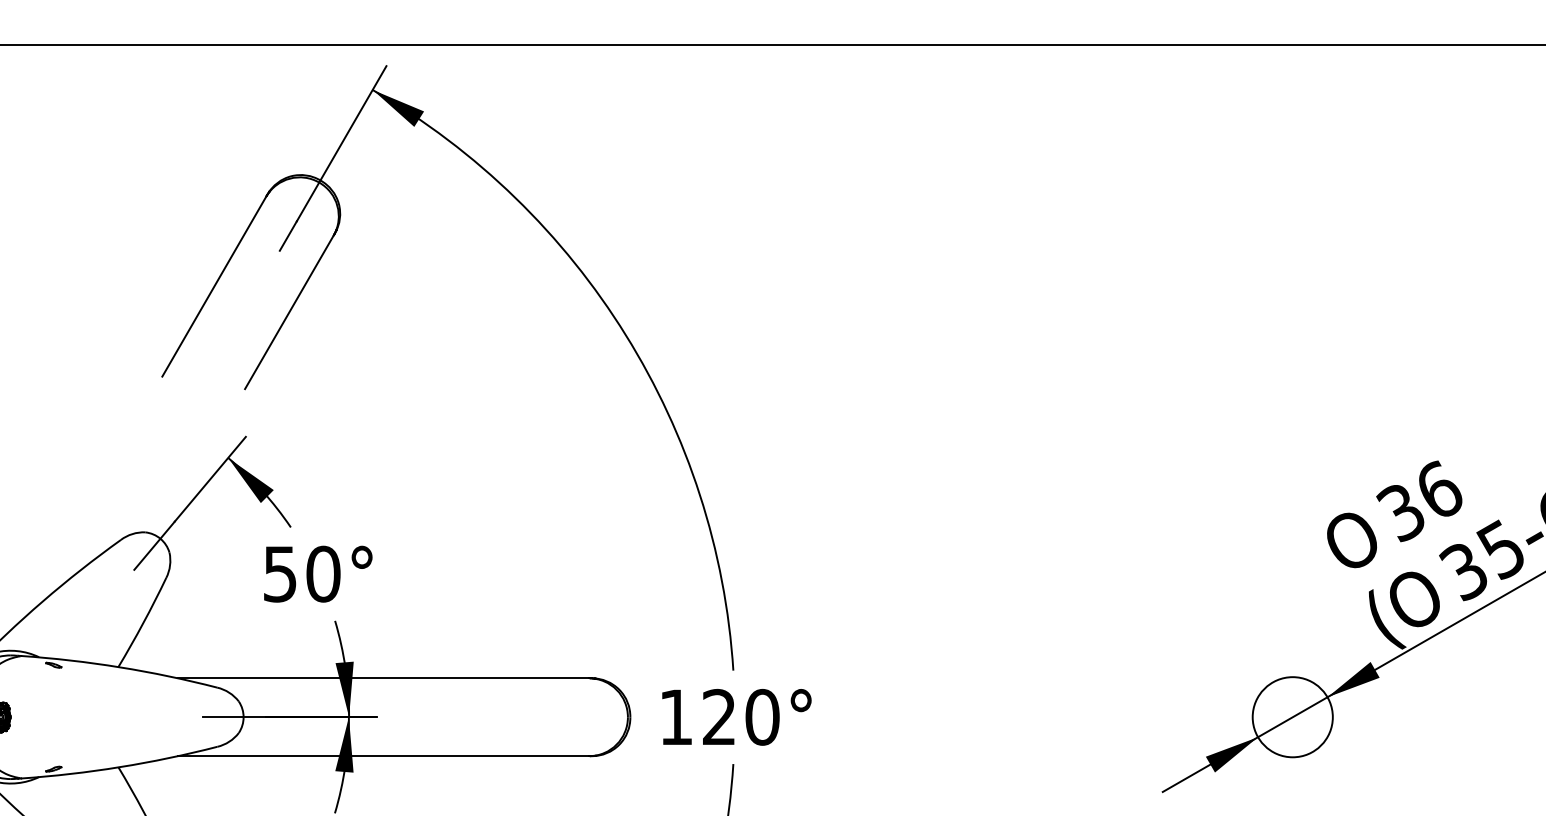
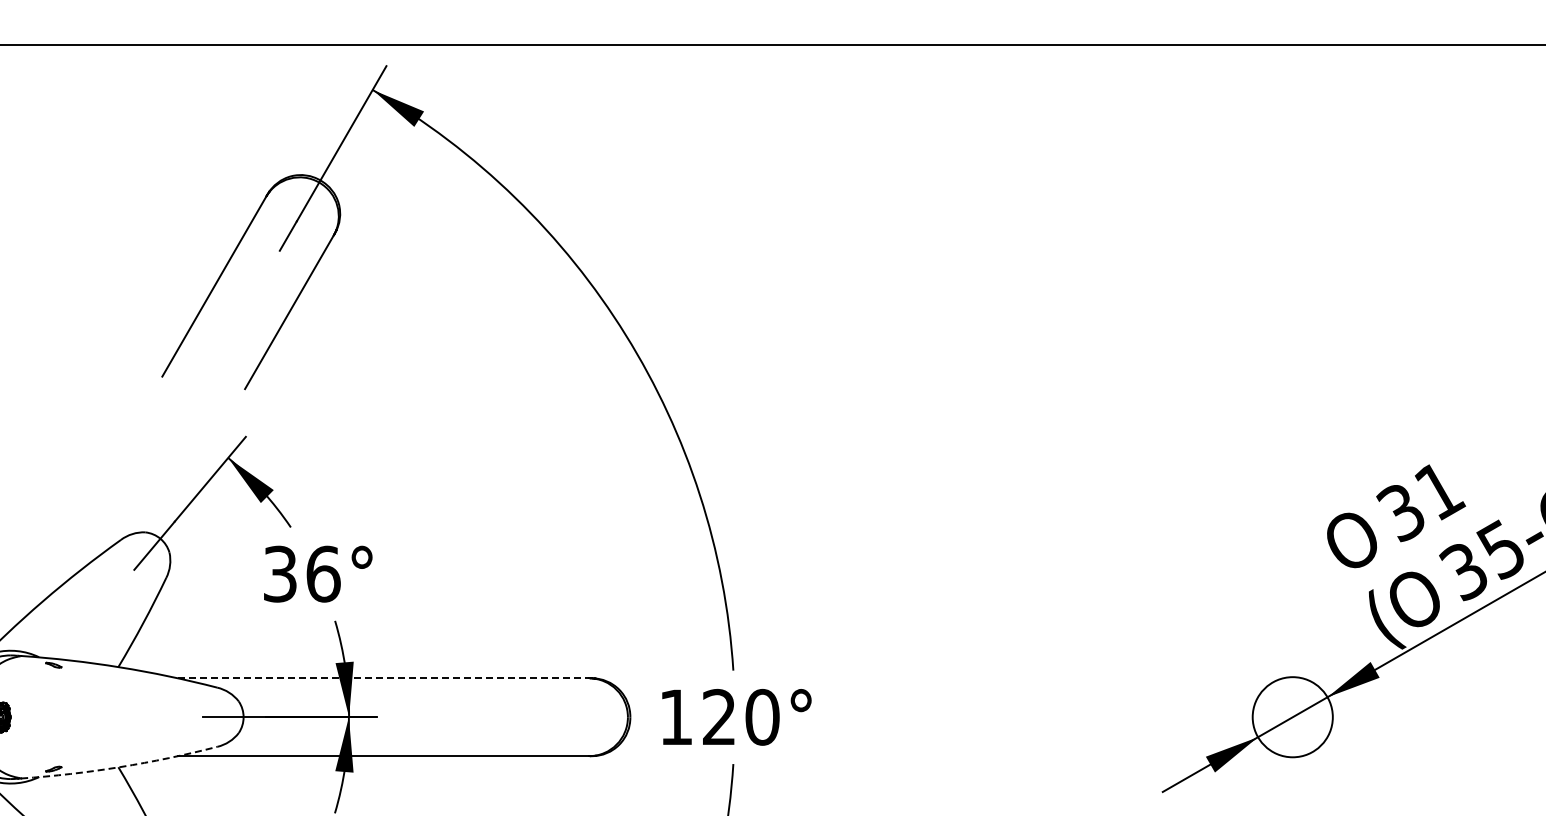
text: 36 -> 31 (1440, 490)
text: 50° -> 36° (302, 573)
line: solid -> dashed (383, 678)
arc: solid -> dashed (120, 767)
